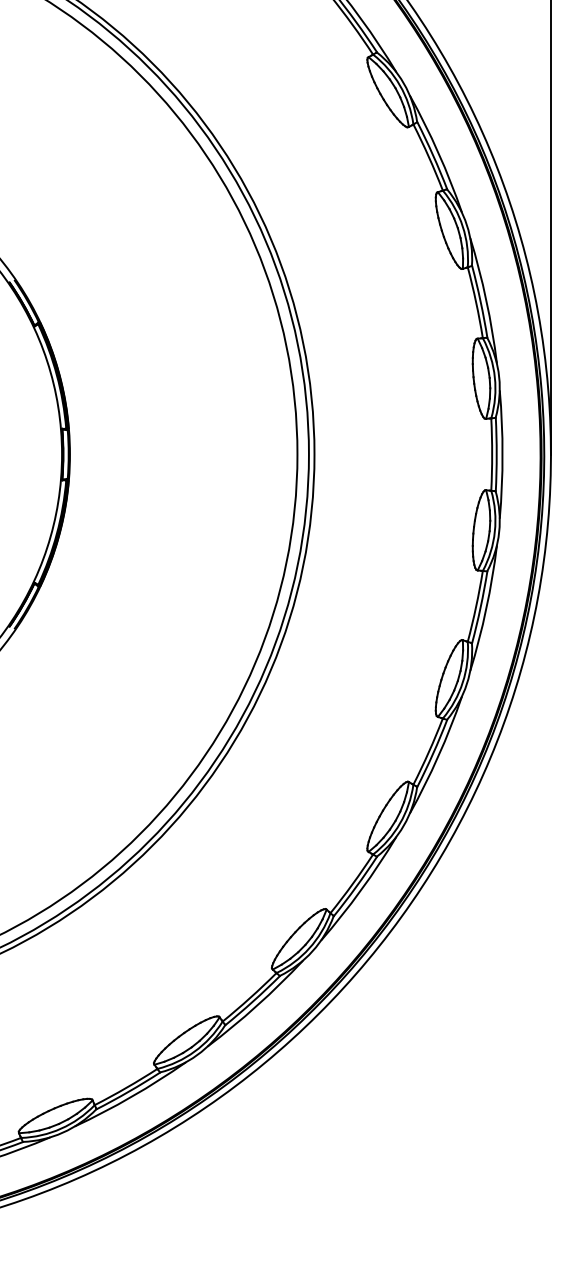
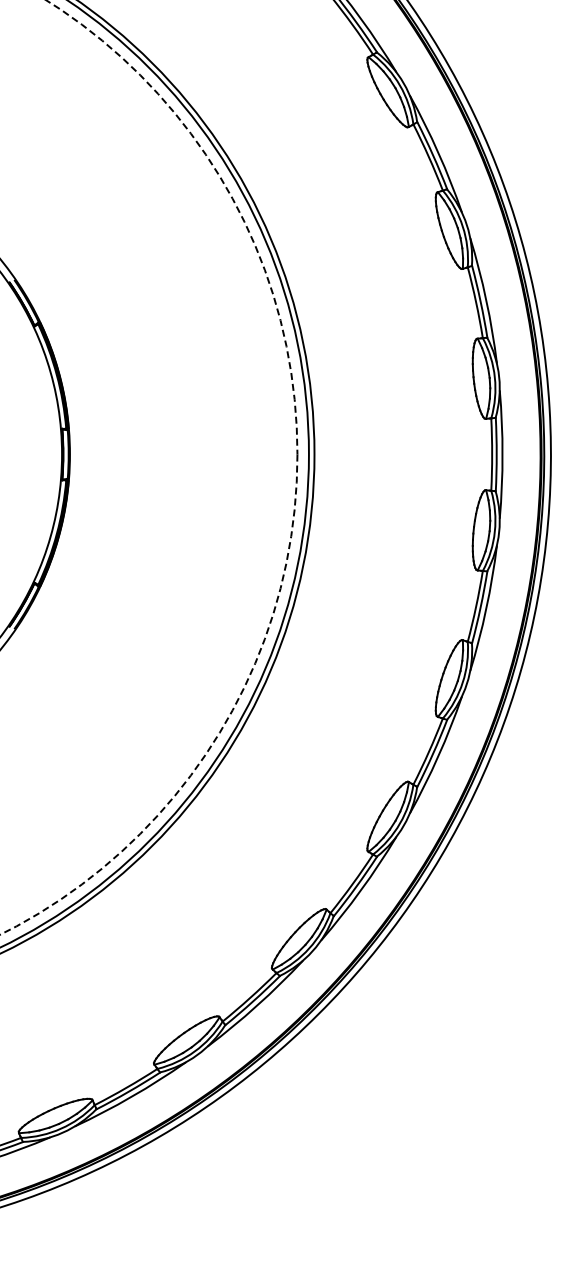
line: present -> none (550, 228)
circle: solid -> dashed (148, 467)
